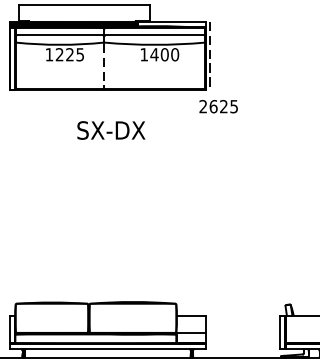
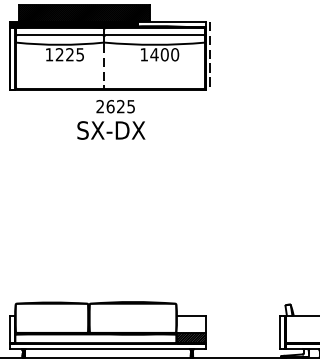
hatch: none -> present (84, 13)
text position: (218, 106) -> (115, 106) (115, 106)
hatch: none -> present (191, 337)
